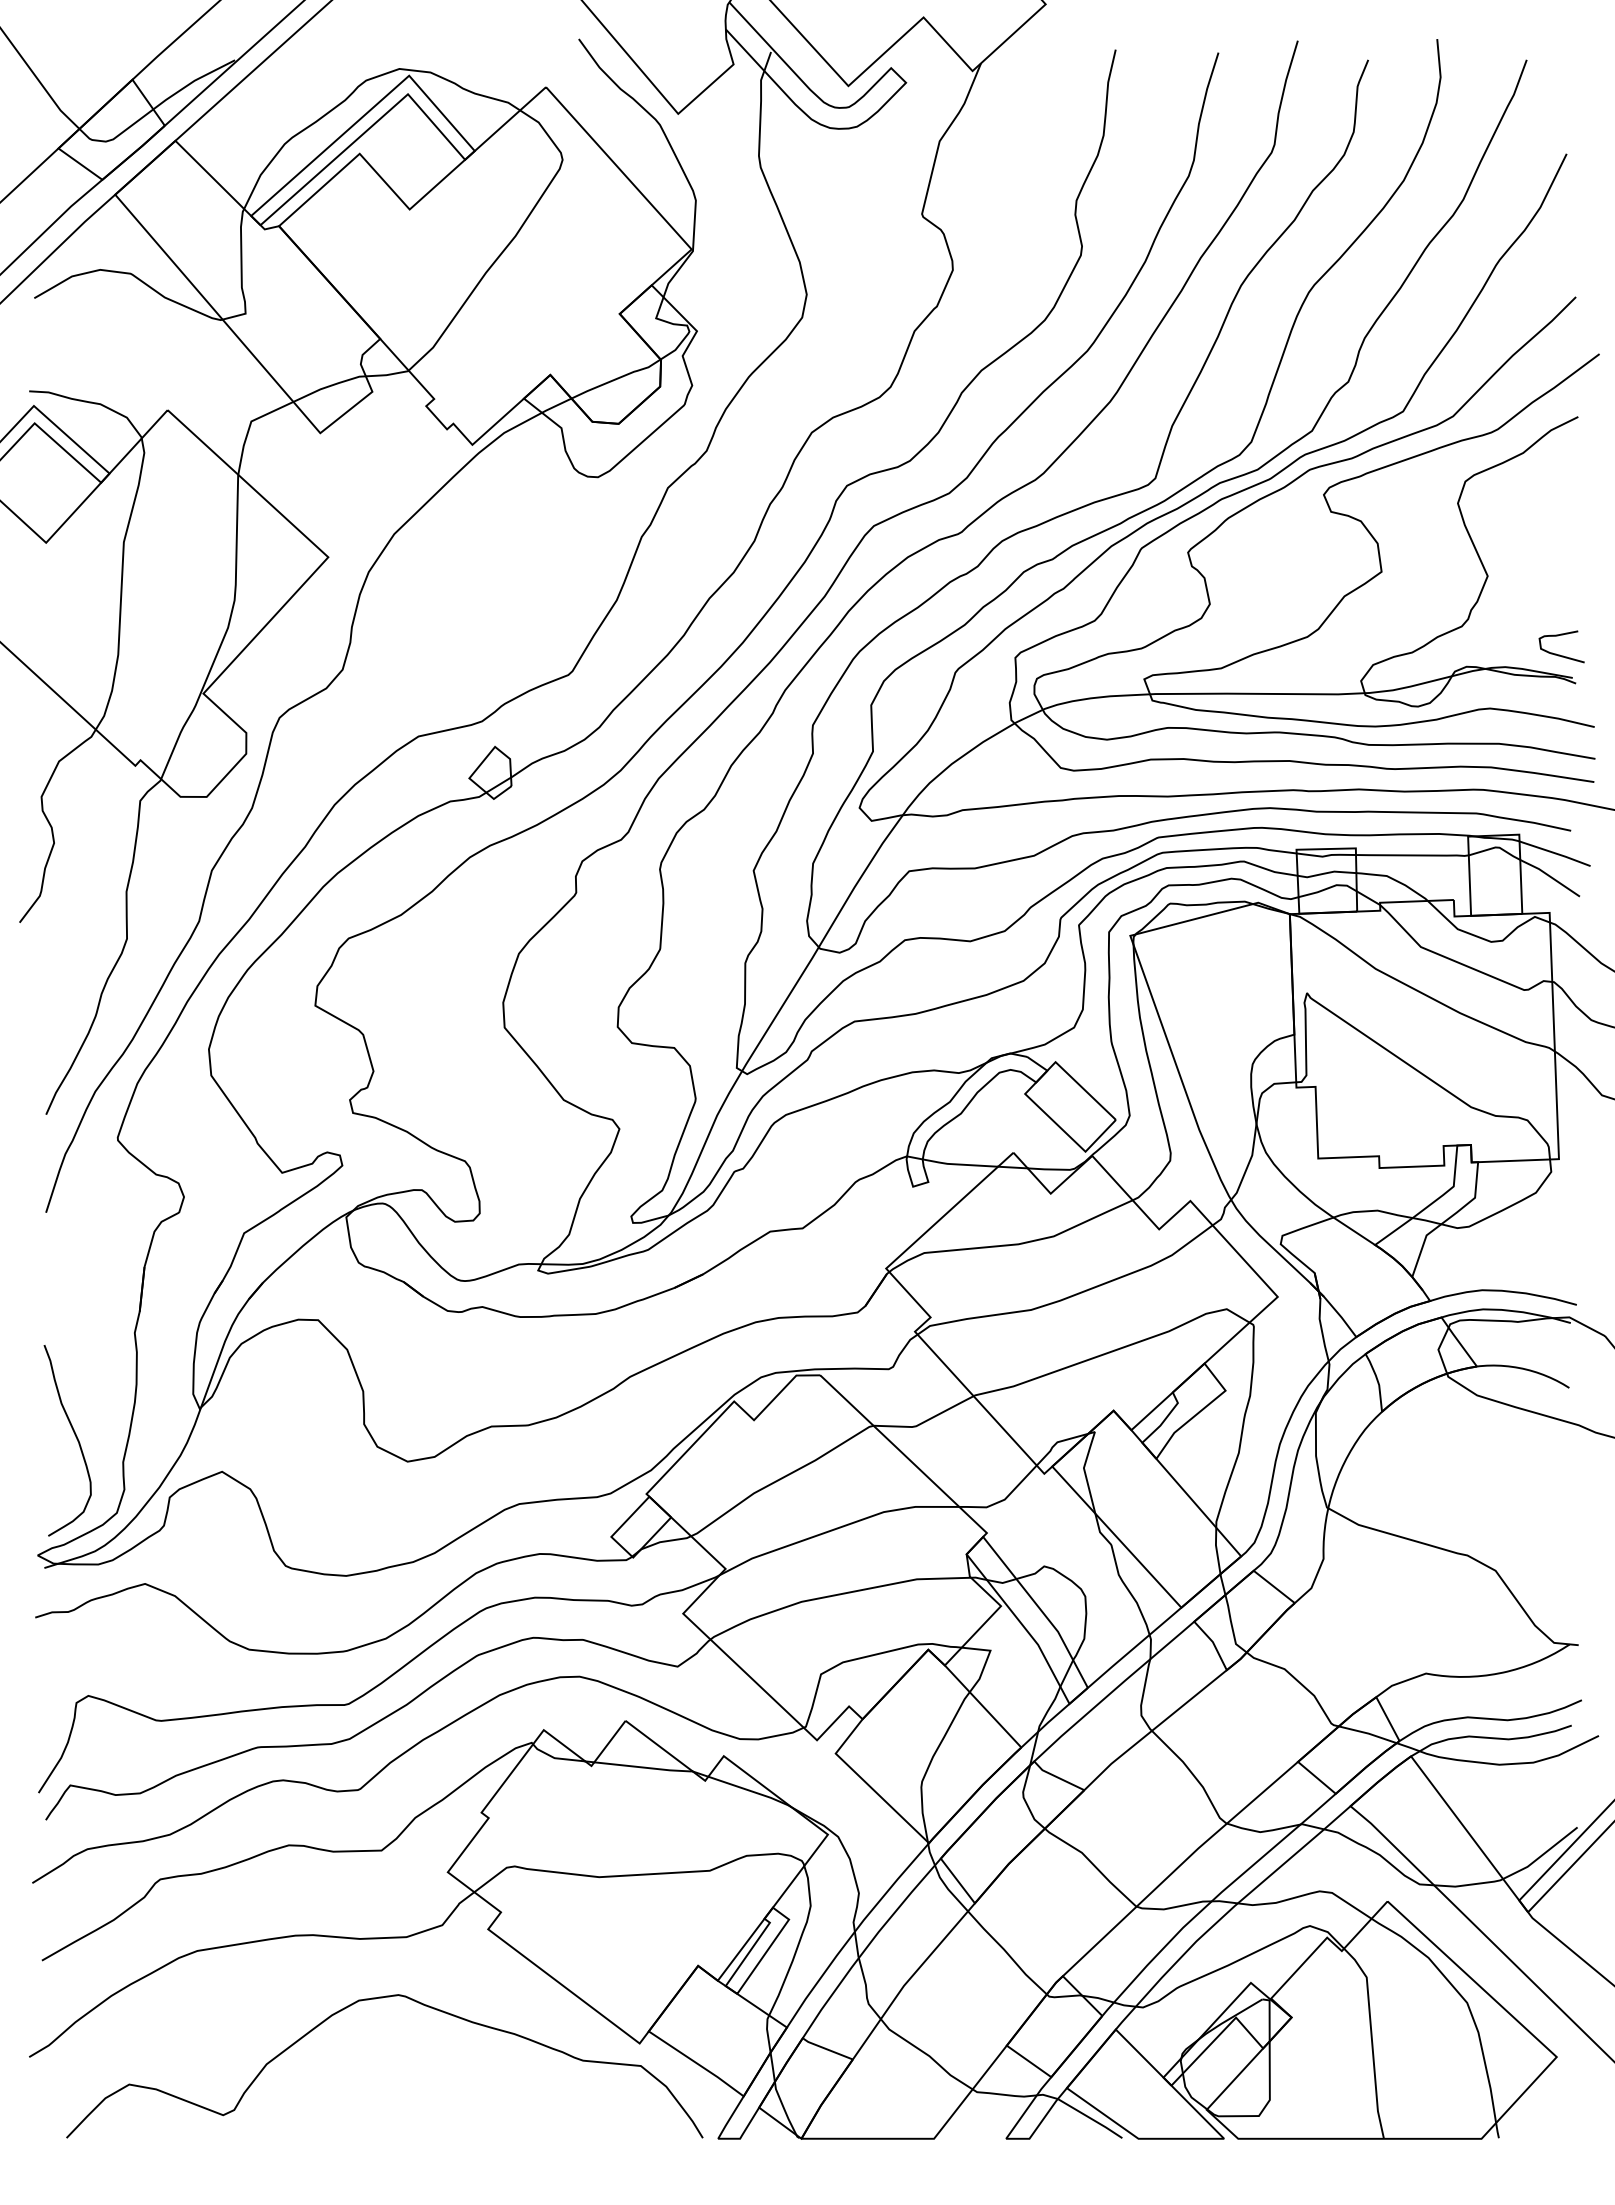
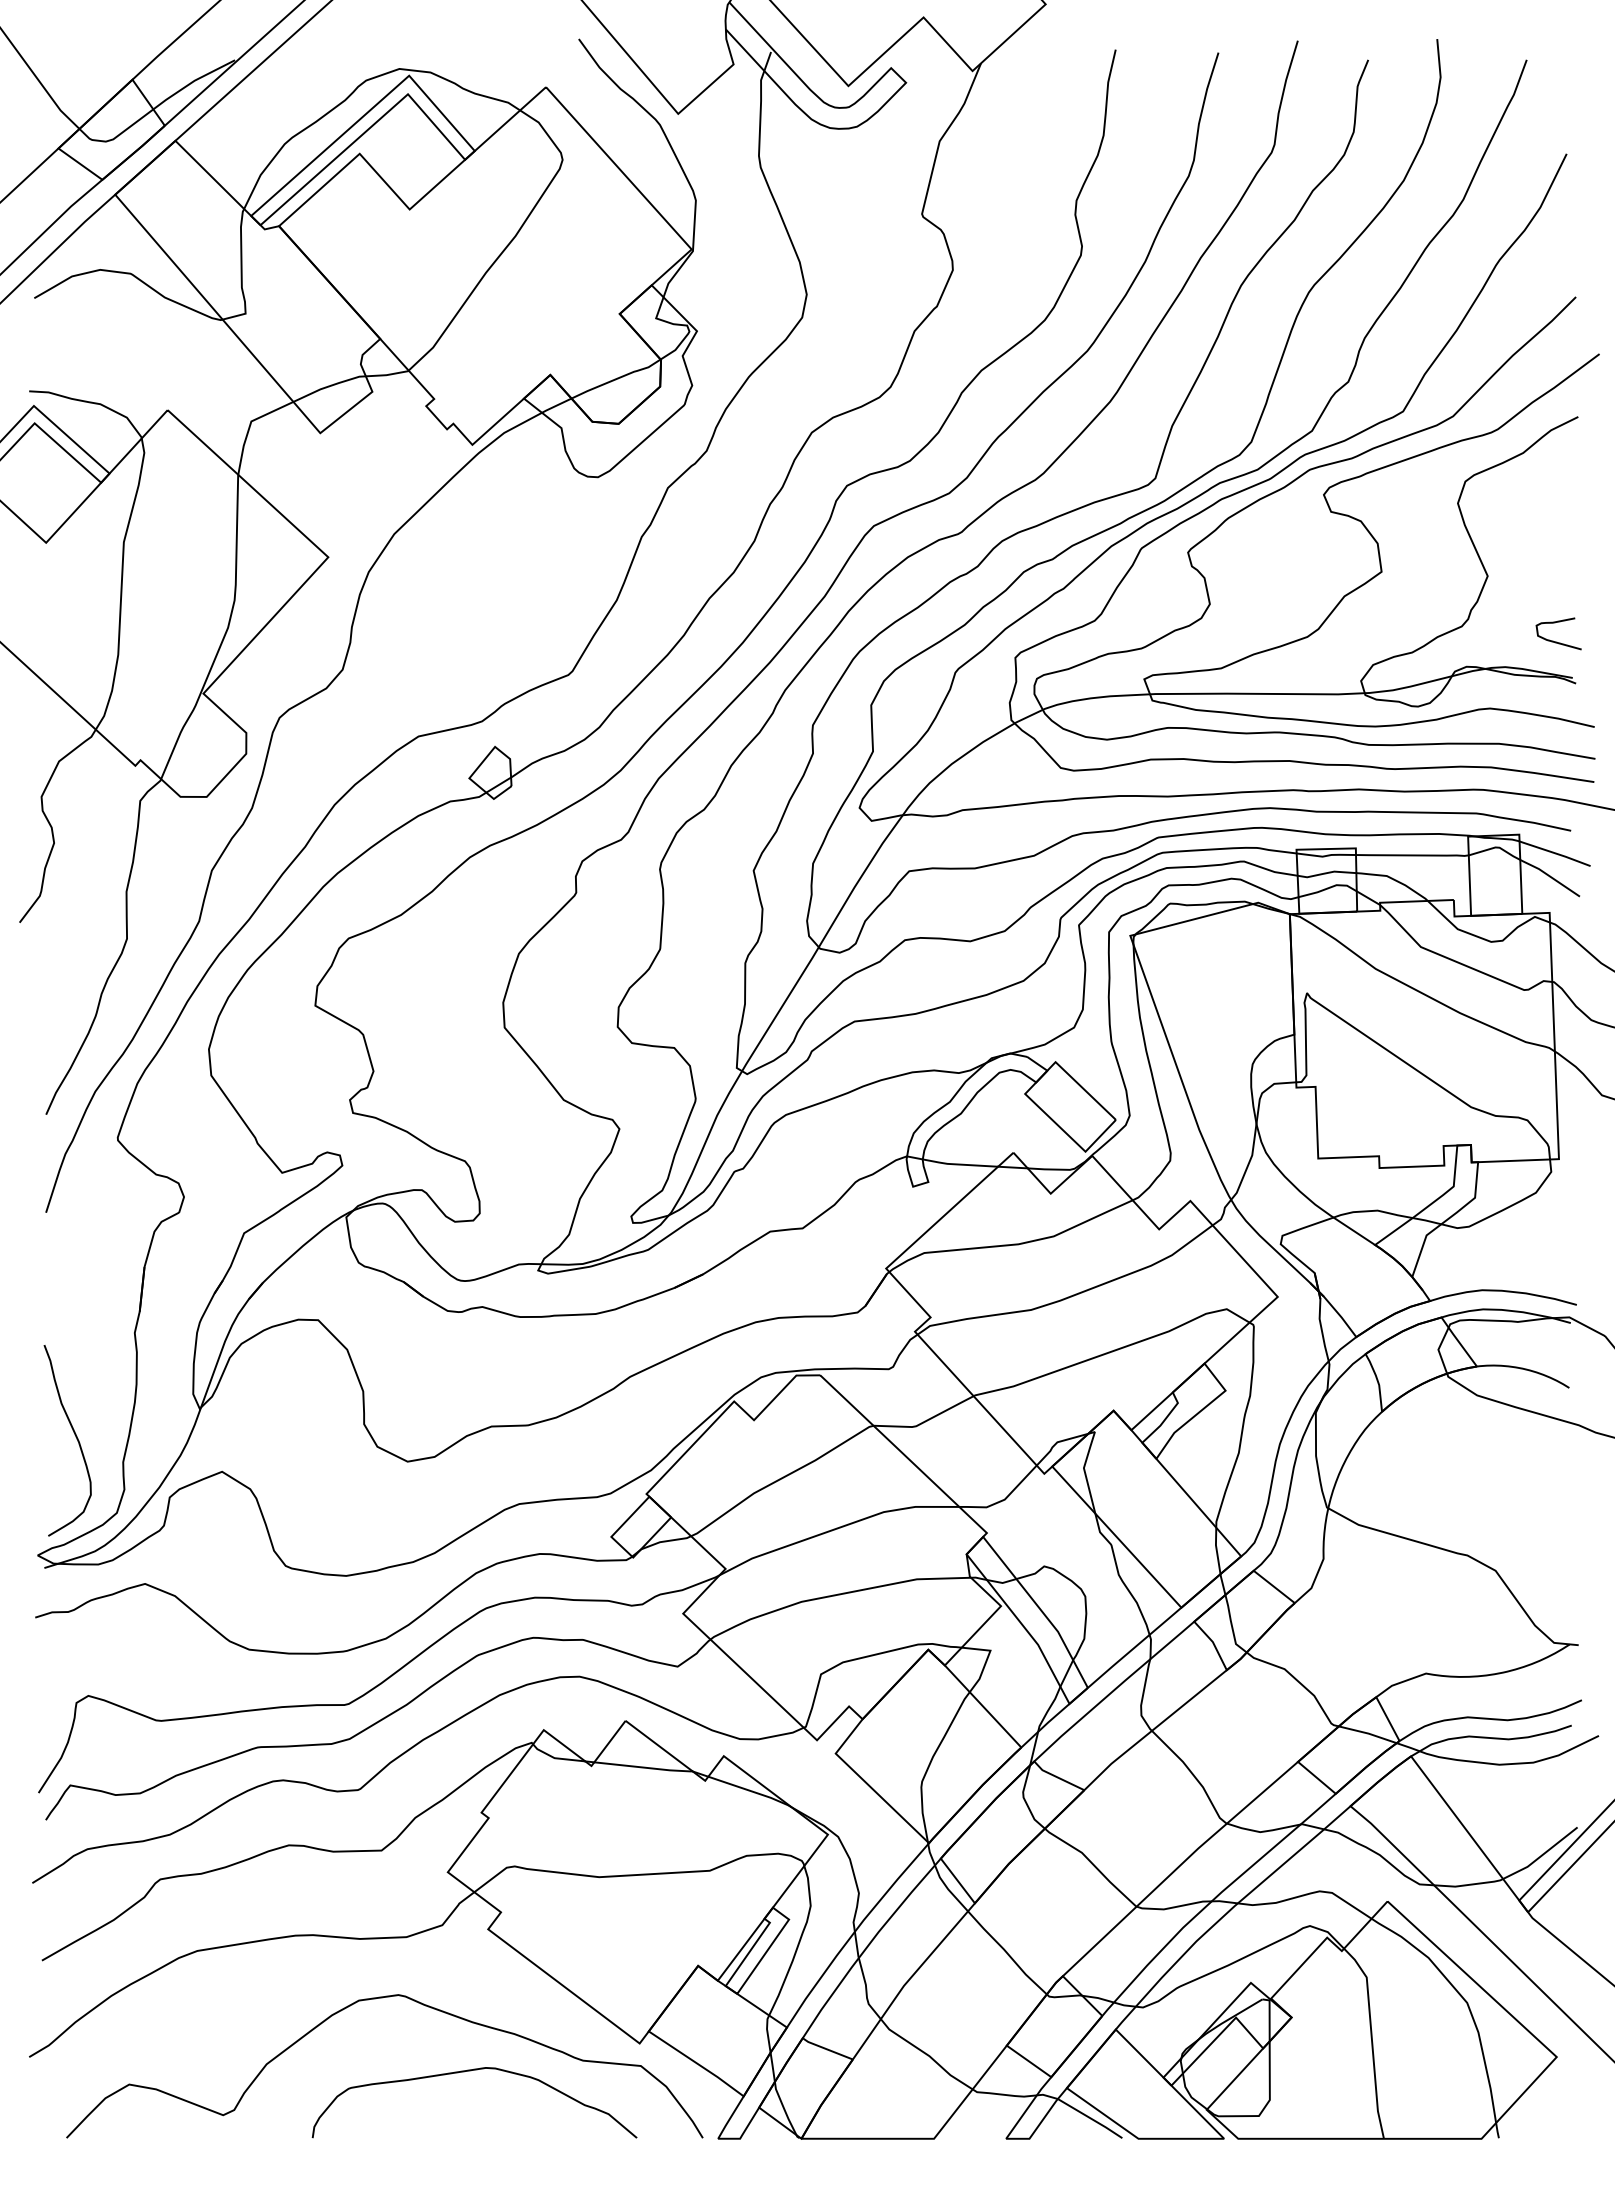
curve position: (1559, 654) -> (1556, 641) (1556, 641)
curve: none -> present (470, 2071)
